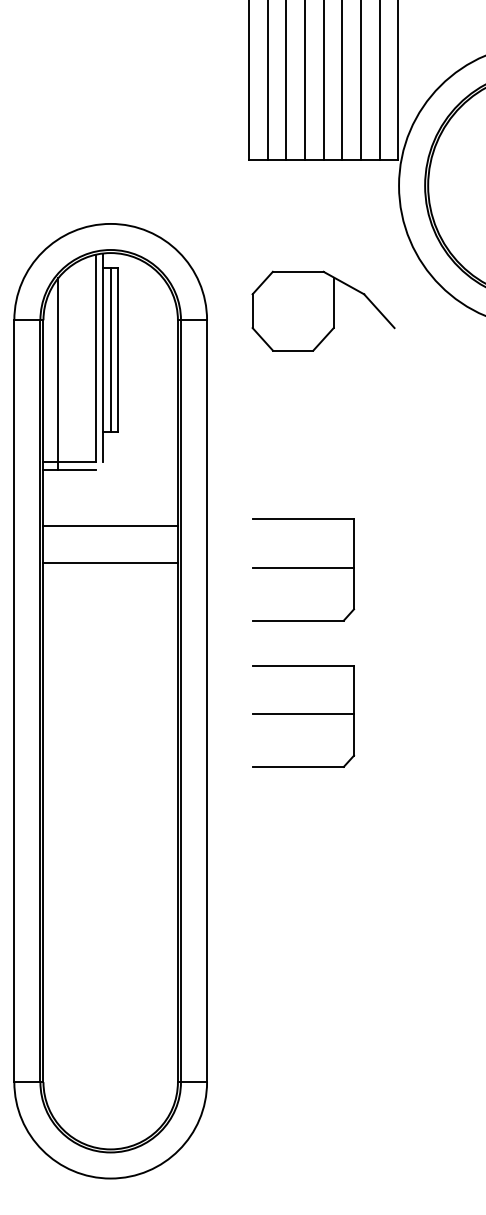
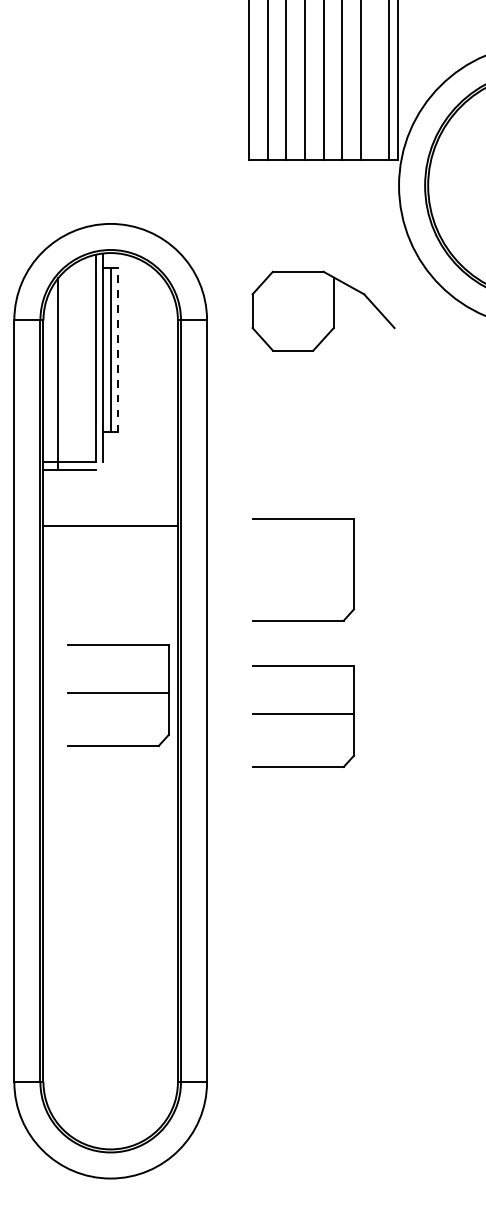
line position: (379, 80) -> (388, 80) (388, 80)
line: solid -> dashed (118, 349)
line: present -> none (110, 563)
line: present -> none (303, 568)
part: none -> present (118, 695)
